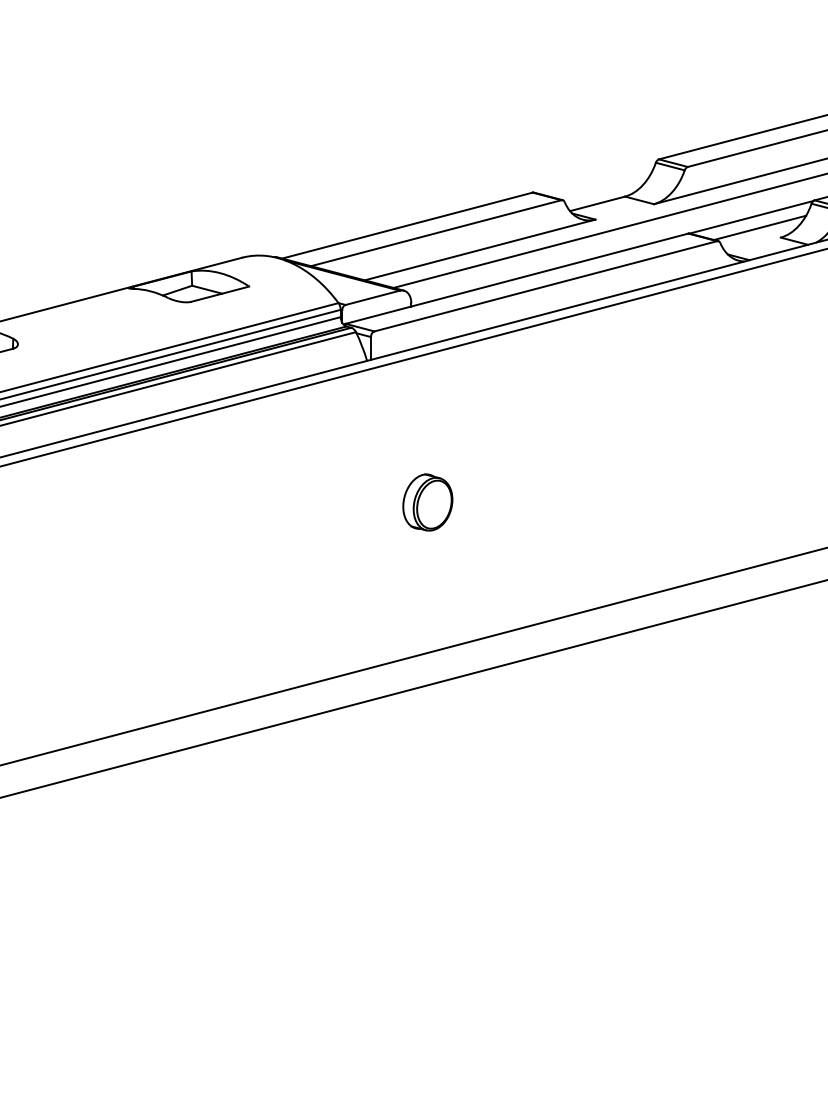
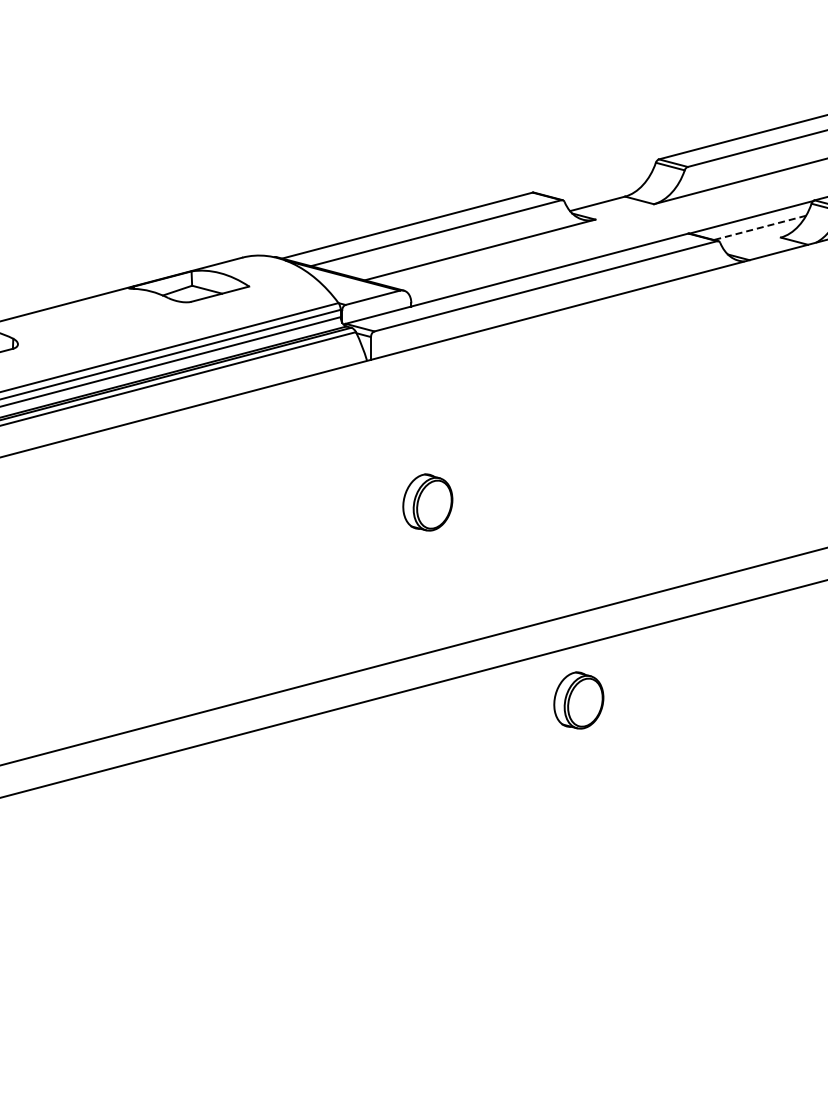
line: solid -> dashed (760, 227)
line: present -> none (608, 230)
line: present -> none (413, 357)
part: none -> present (578, 700)
